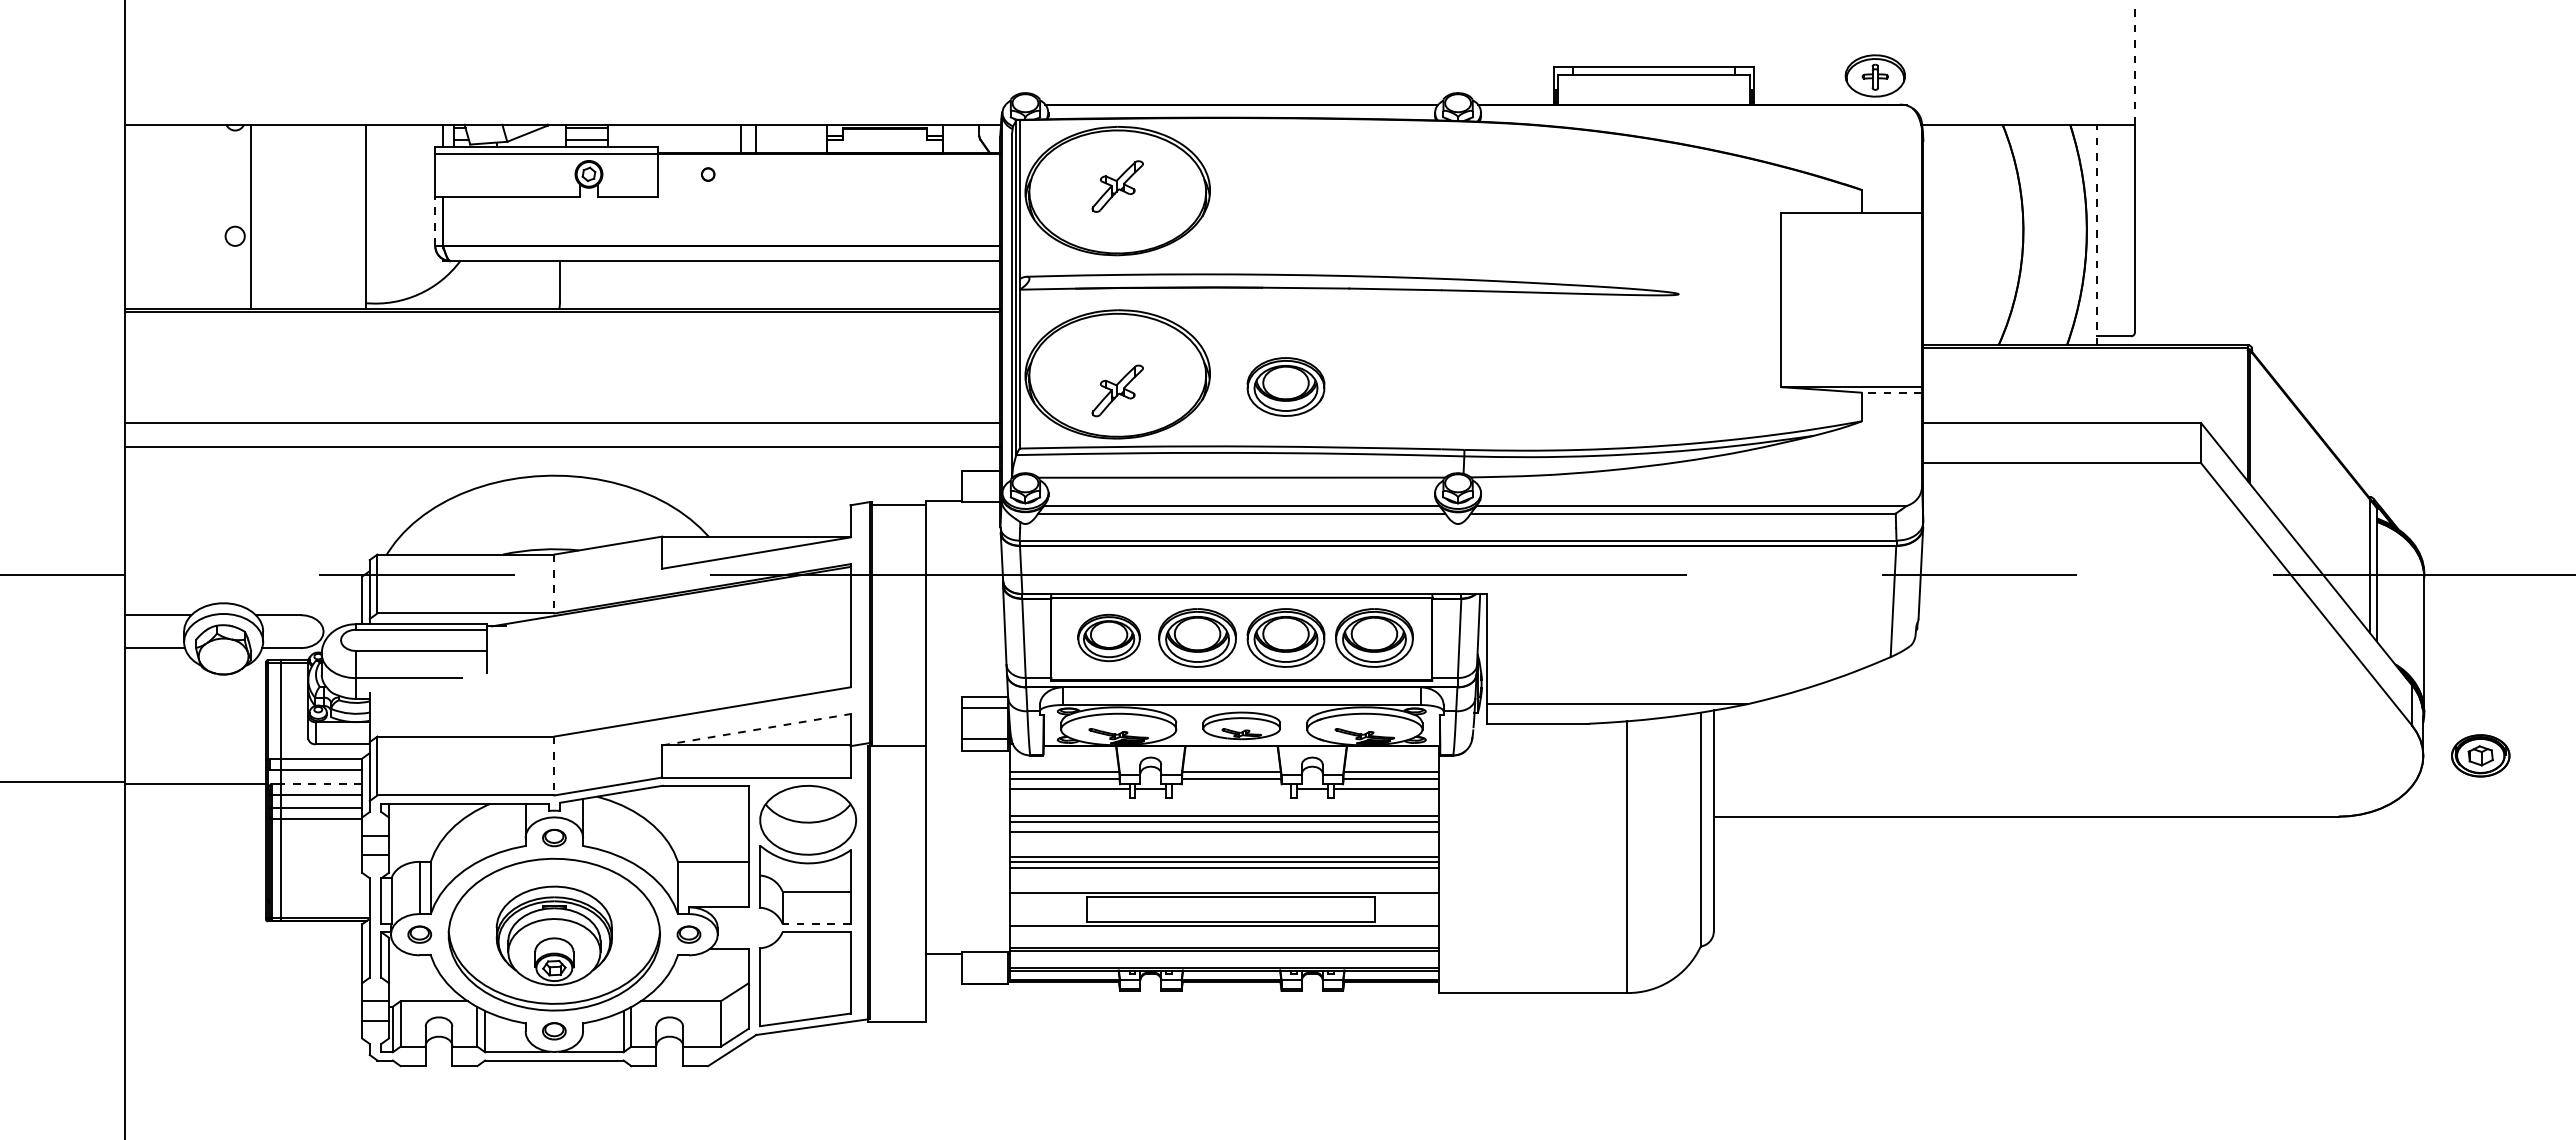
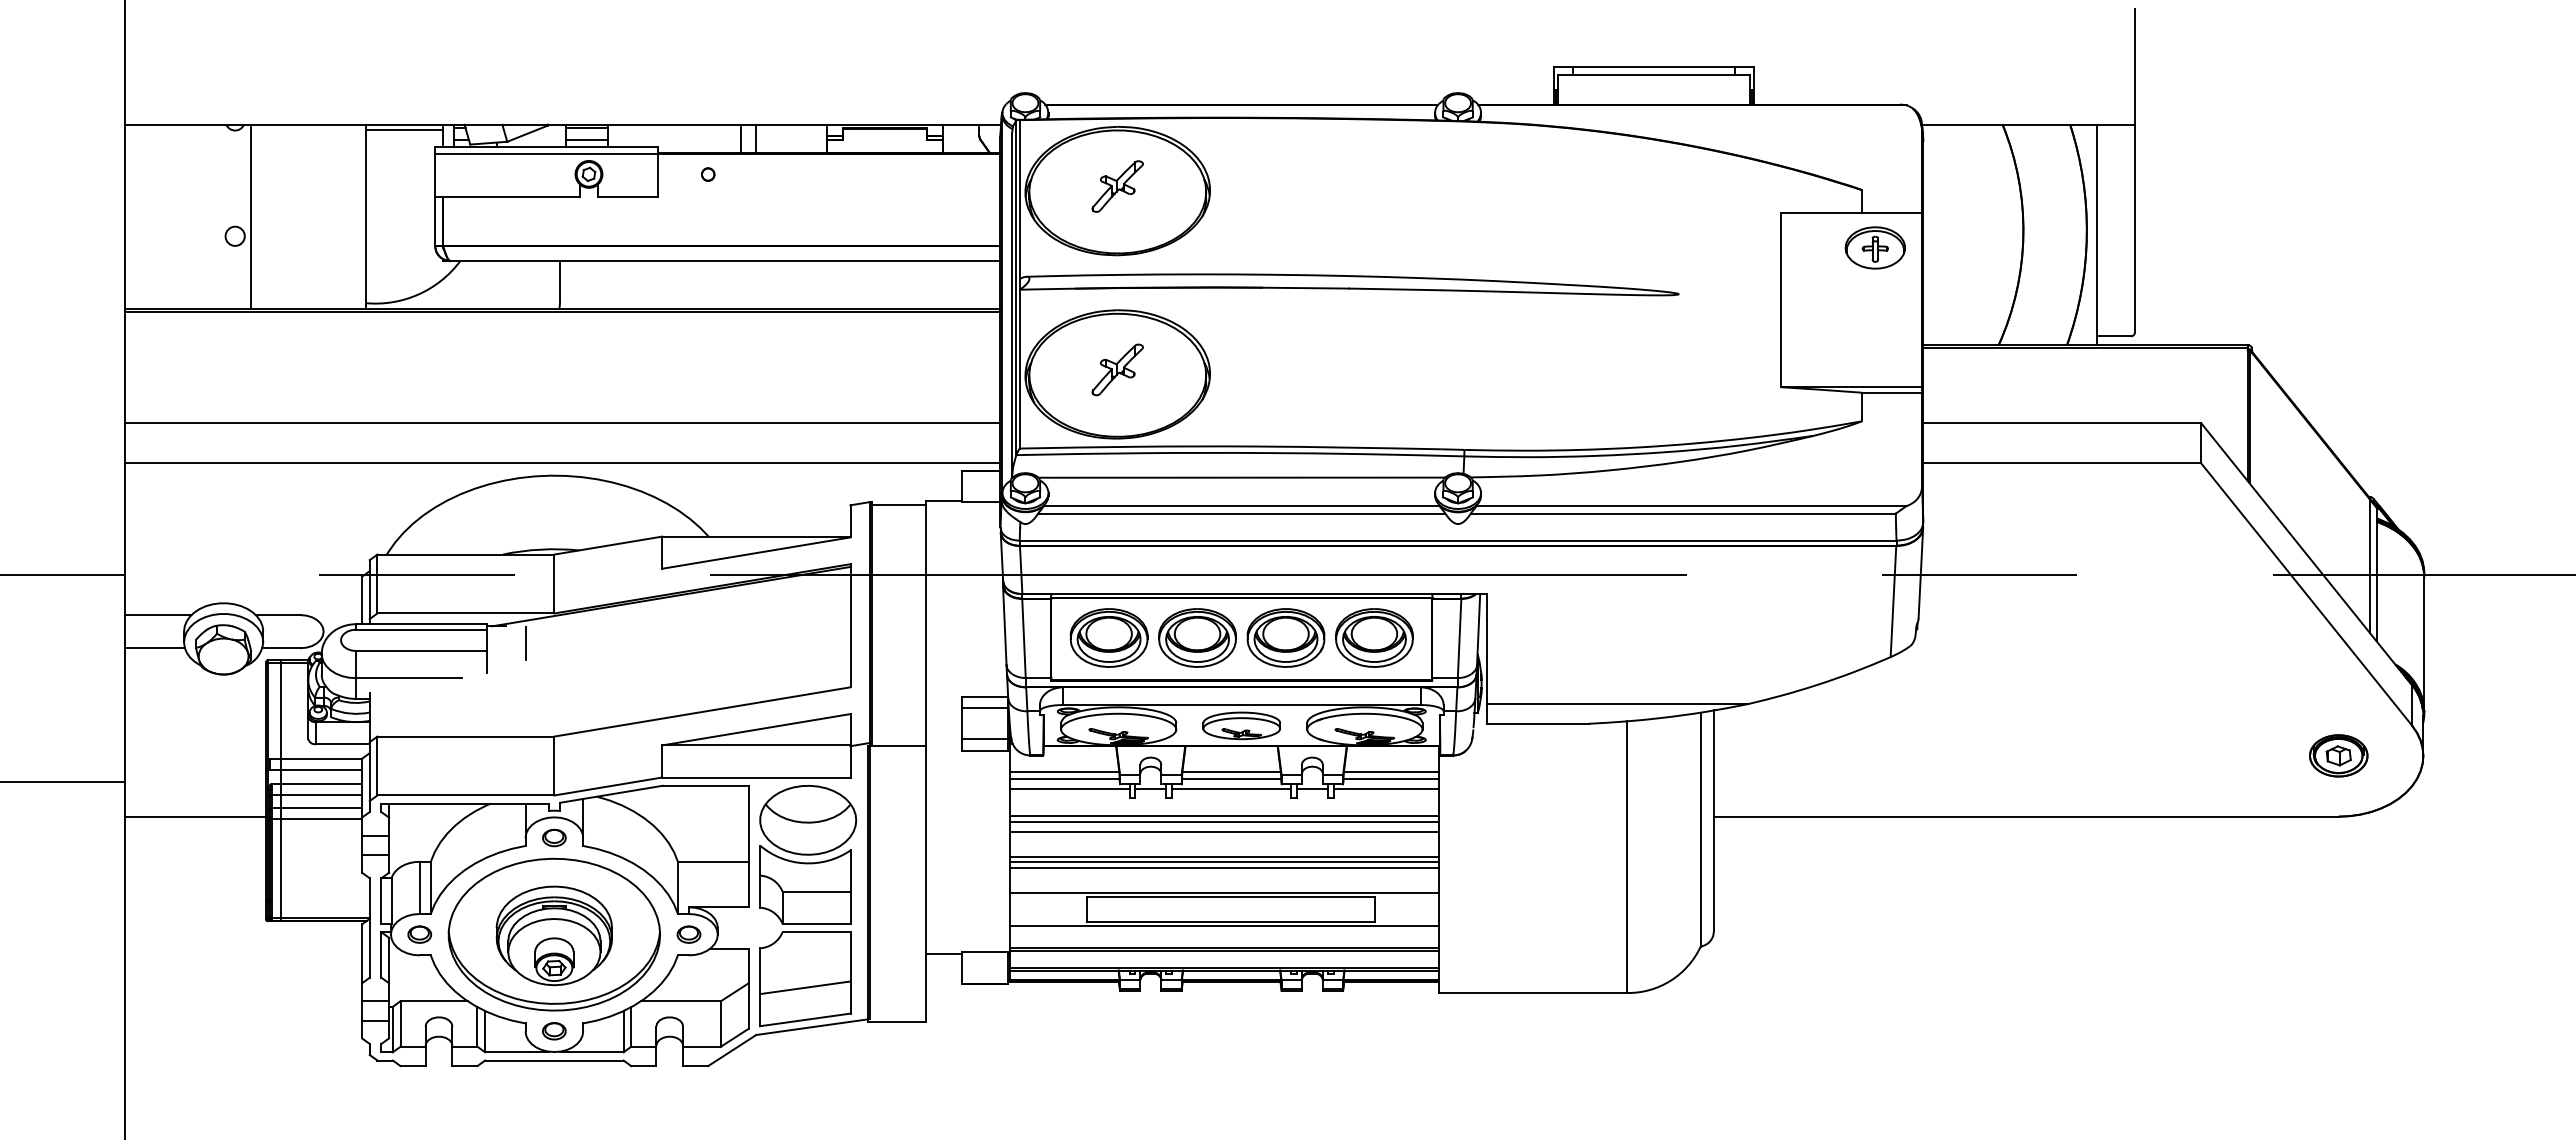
line: dashed -> solid (2134, 67)
part position: (1874, 75) -> (1874, 247) (1874, 247)
line: none -> present (403, 129)
line: dashed -> solid (435, 221)
line: dashed -> solid (2096, 234)
part: present -> none (1285, 386)
part position: (1117, 390) -> (1117, 369) (1117, 369)
line: dashed -> solid (1891, 392)
line position: (562, 447) -> (562, 463) (562, 463)
line: dashed -> solid (554, 584)
part size: 64x49 px -> 80x60 px (1108, 637)
line: none -> present (525, 643)
line: dashed -> solid (756, 729)
part position: (2480, 755) -> (2338, 755) (2338, 755)
line: dashed -> solid (554, 766)
line position: (195, 783) -> (195, 816) (195, 816)
line: dashed -> solid (321, 783)
line: none -> present (1231, 789)
line: dashed -> solid (816, 923)
line: none -> present (805, 987)
